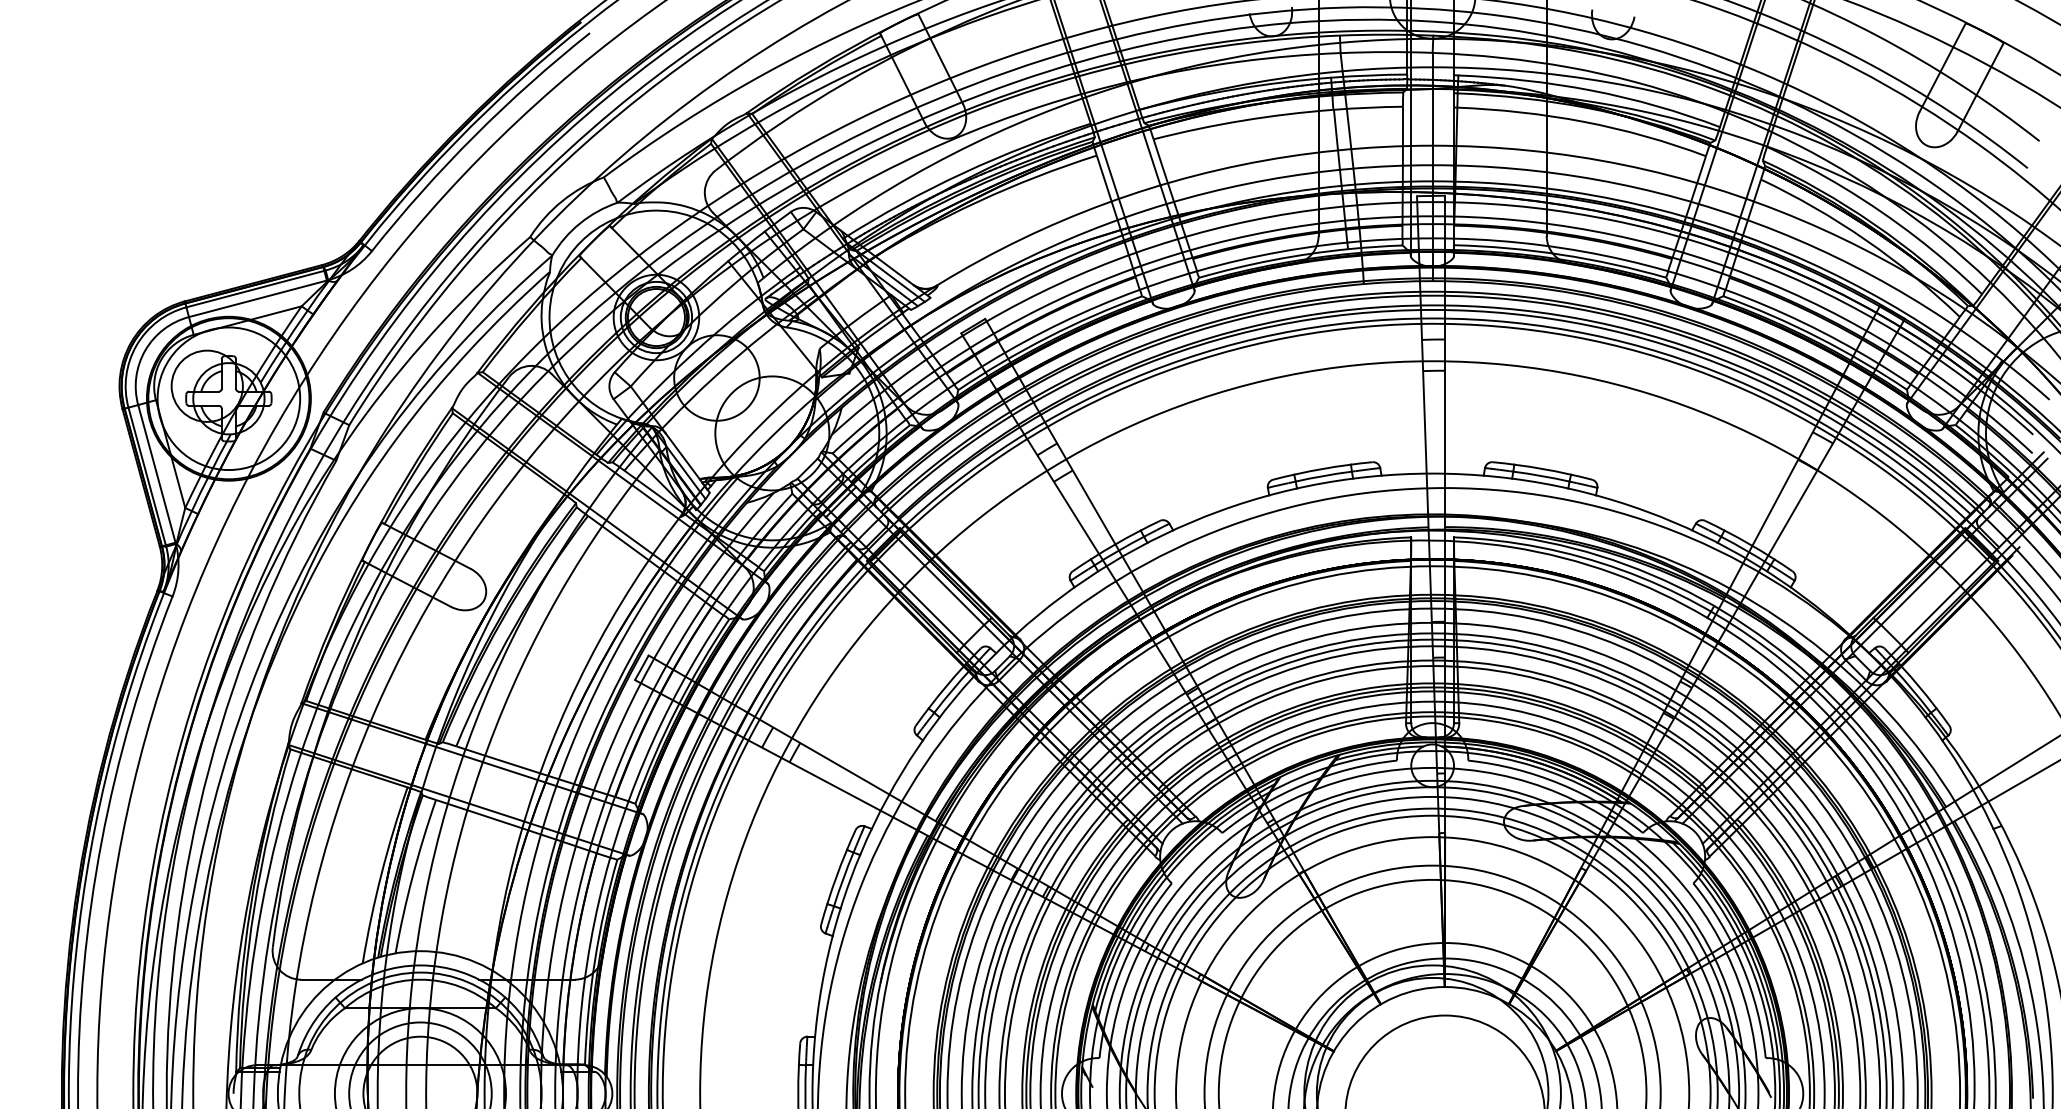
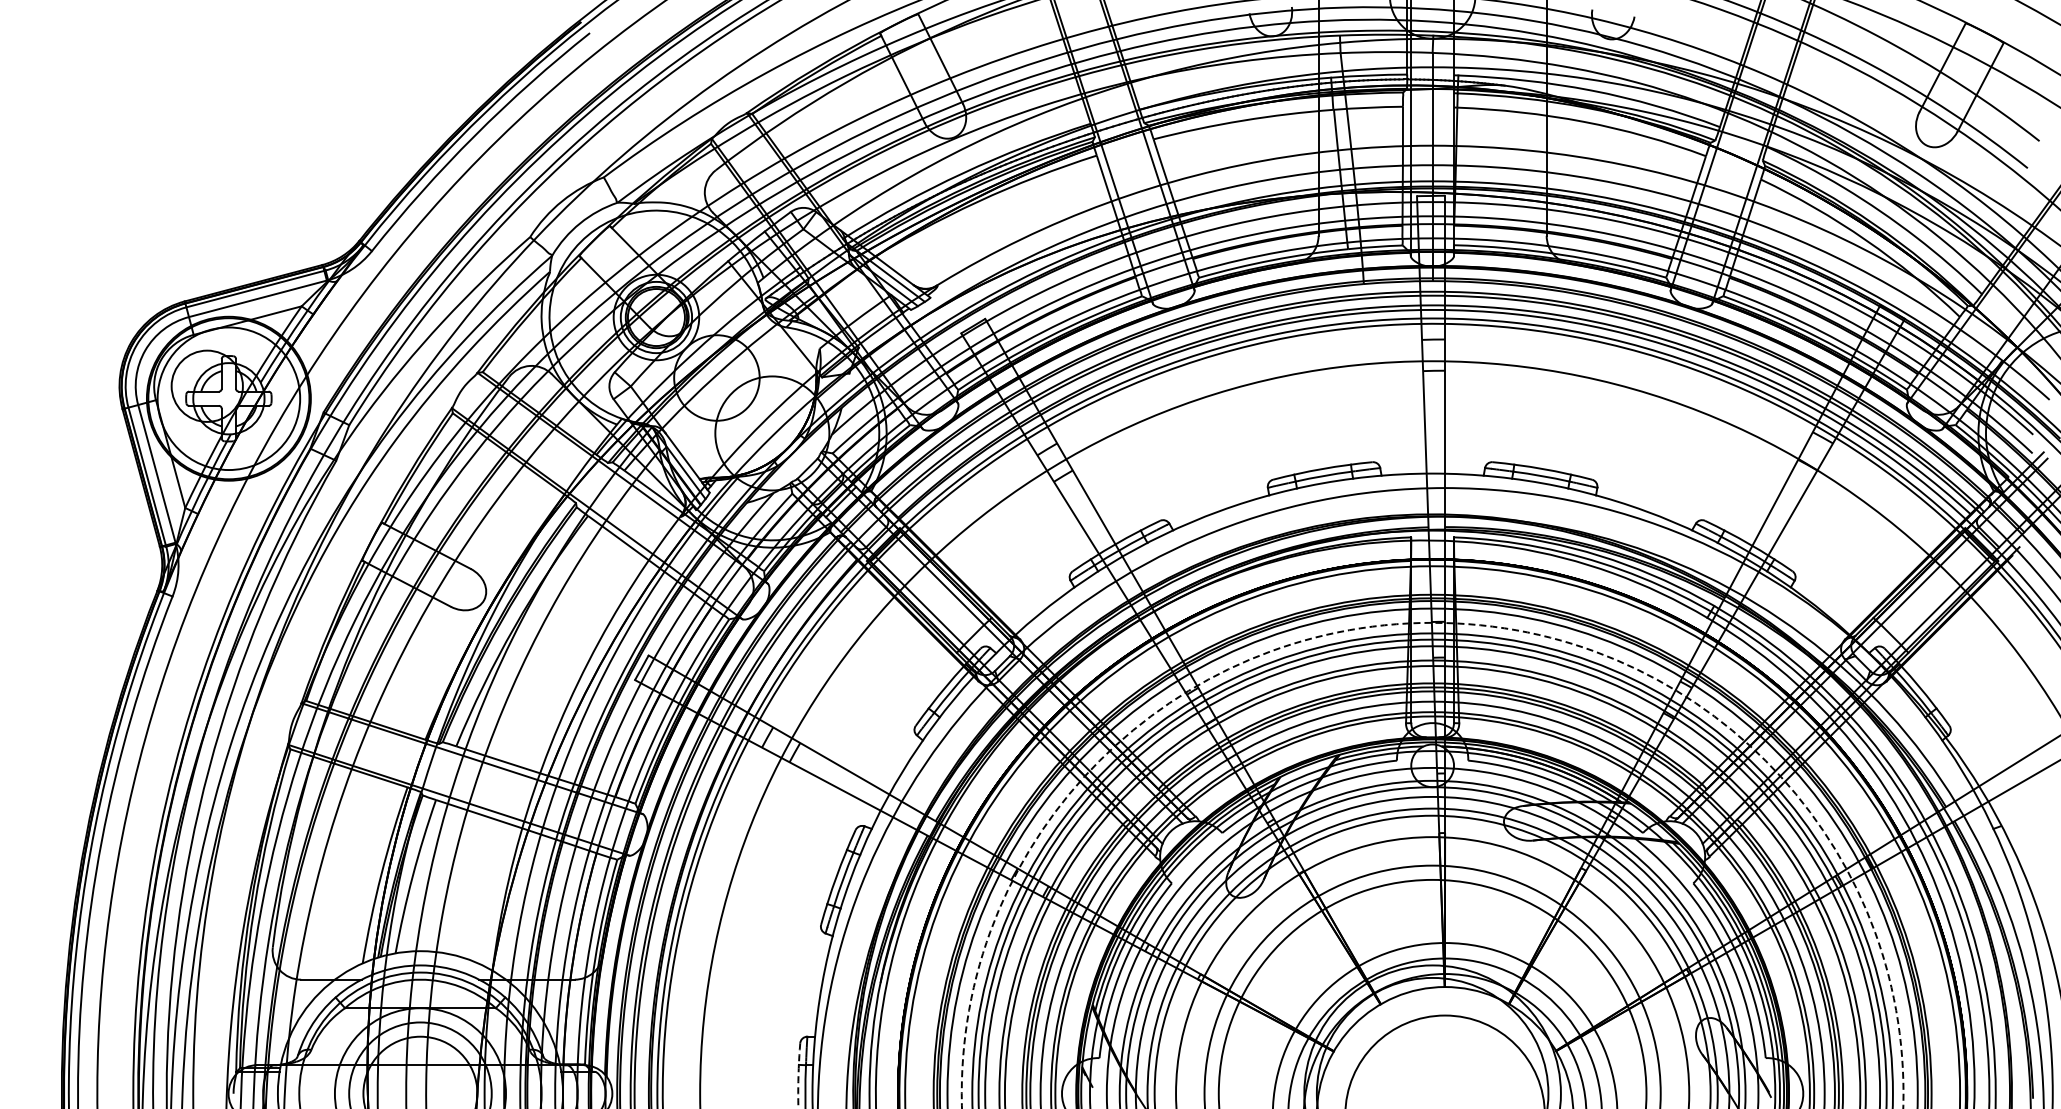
circle: solid -> dashed (1432, 865)
arc: solid -> dashed (798, 1076)
